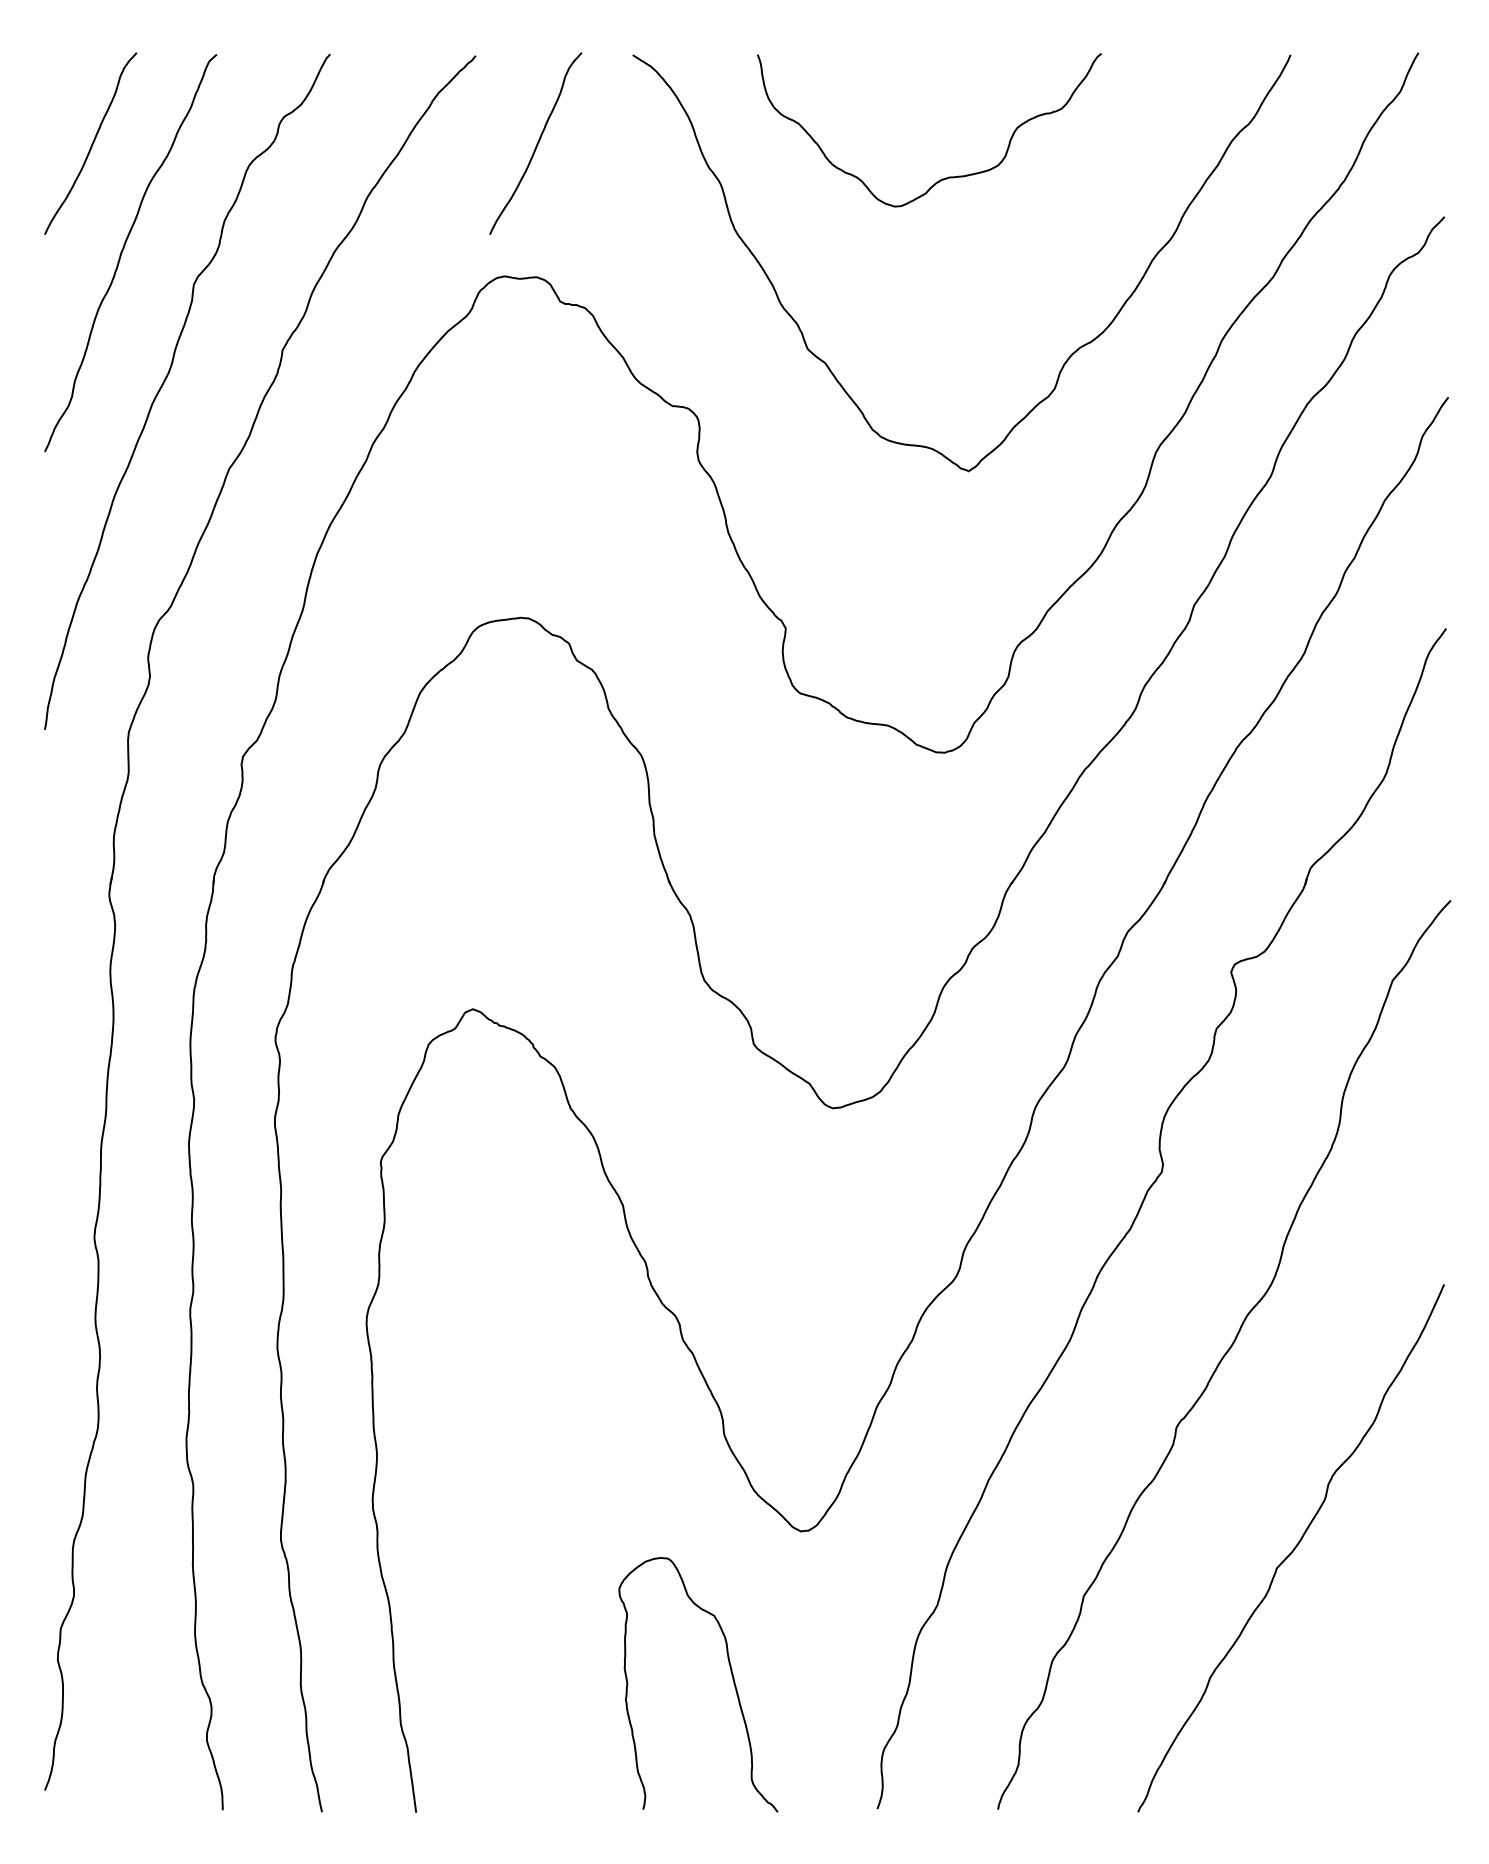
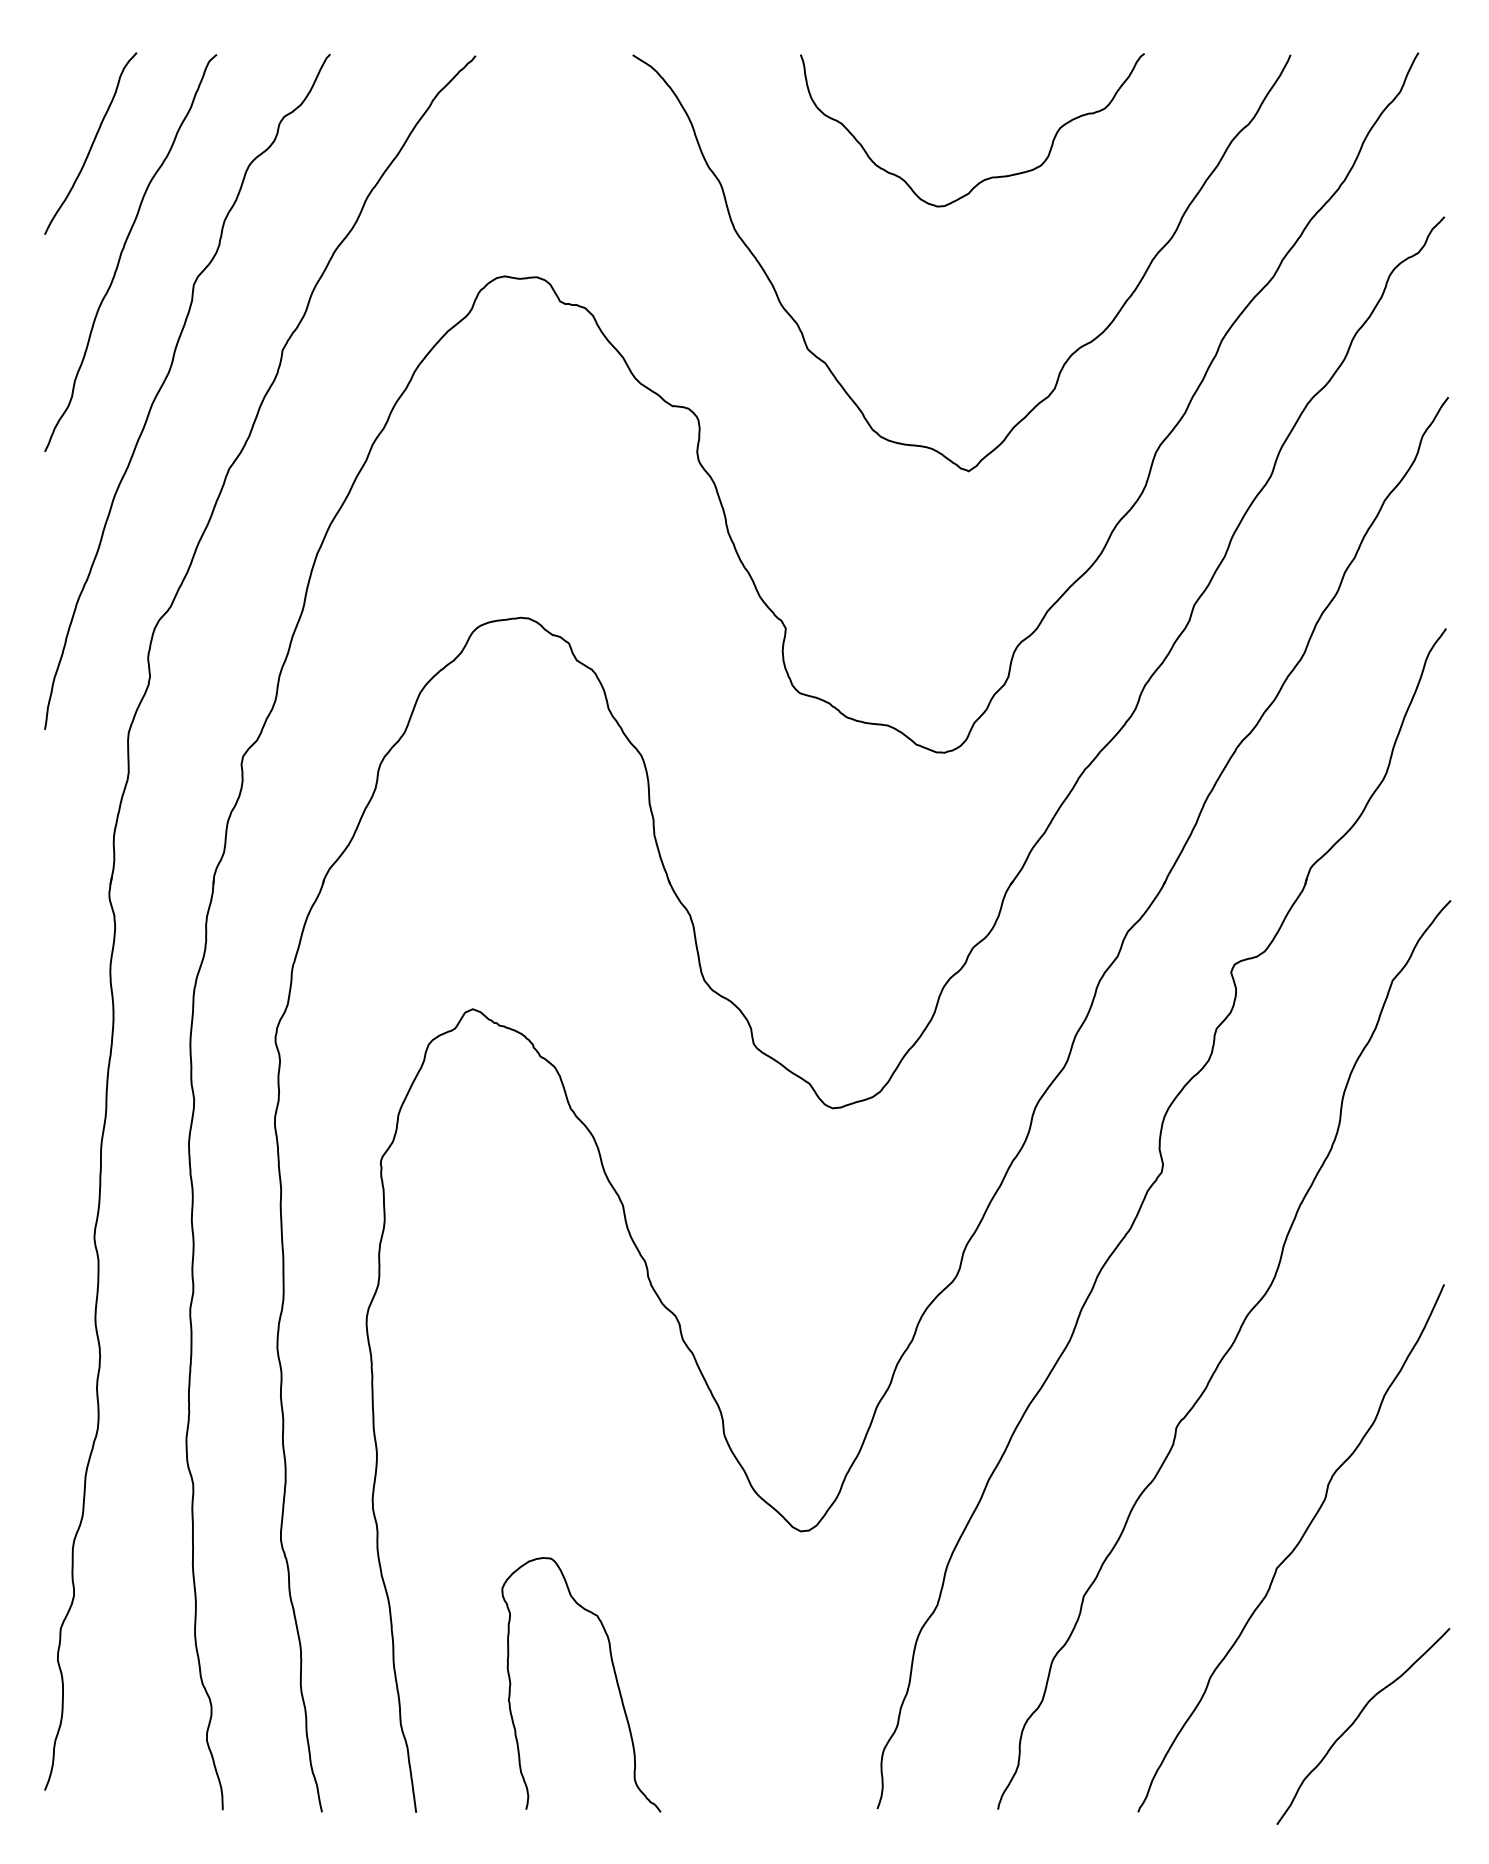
curve: present -> none (536, 143)
curve position: (945, 177) -> (988, 177) (988, 177)
curve position: (731, 1675) -> (614, 1675) (614, 1675)
curve: none -> present (1357, 1719)
